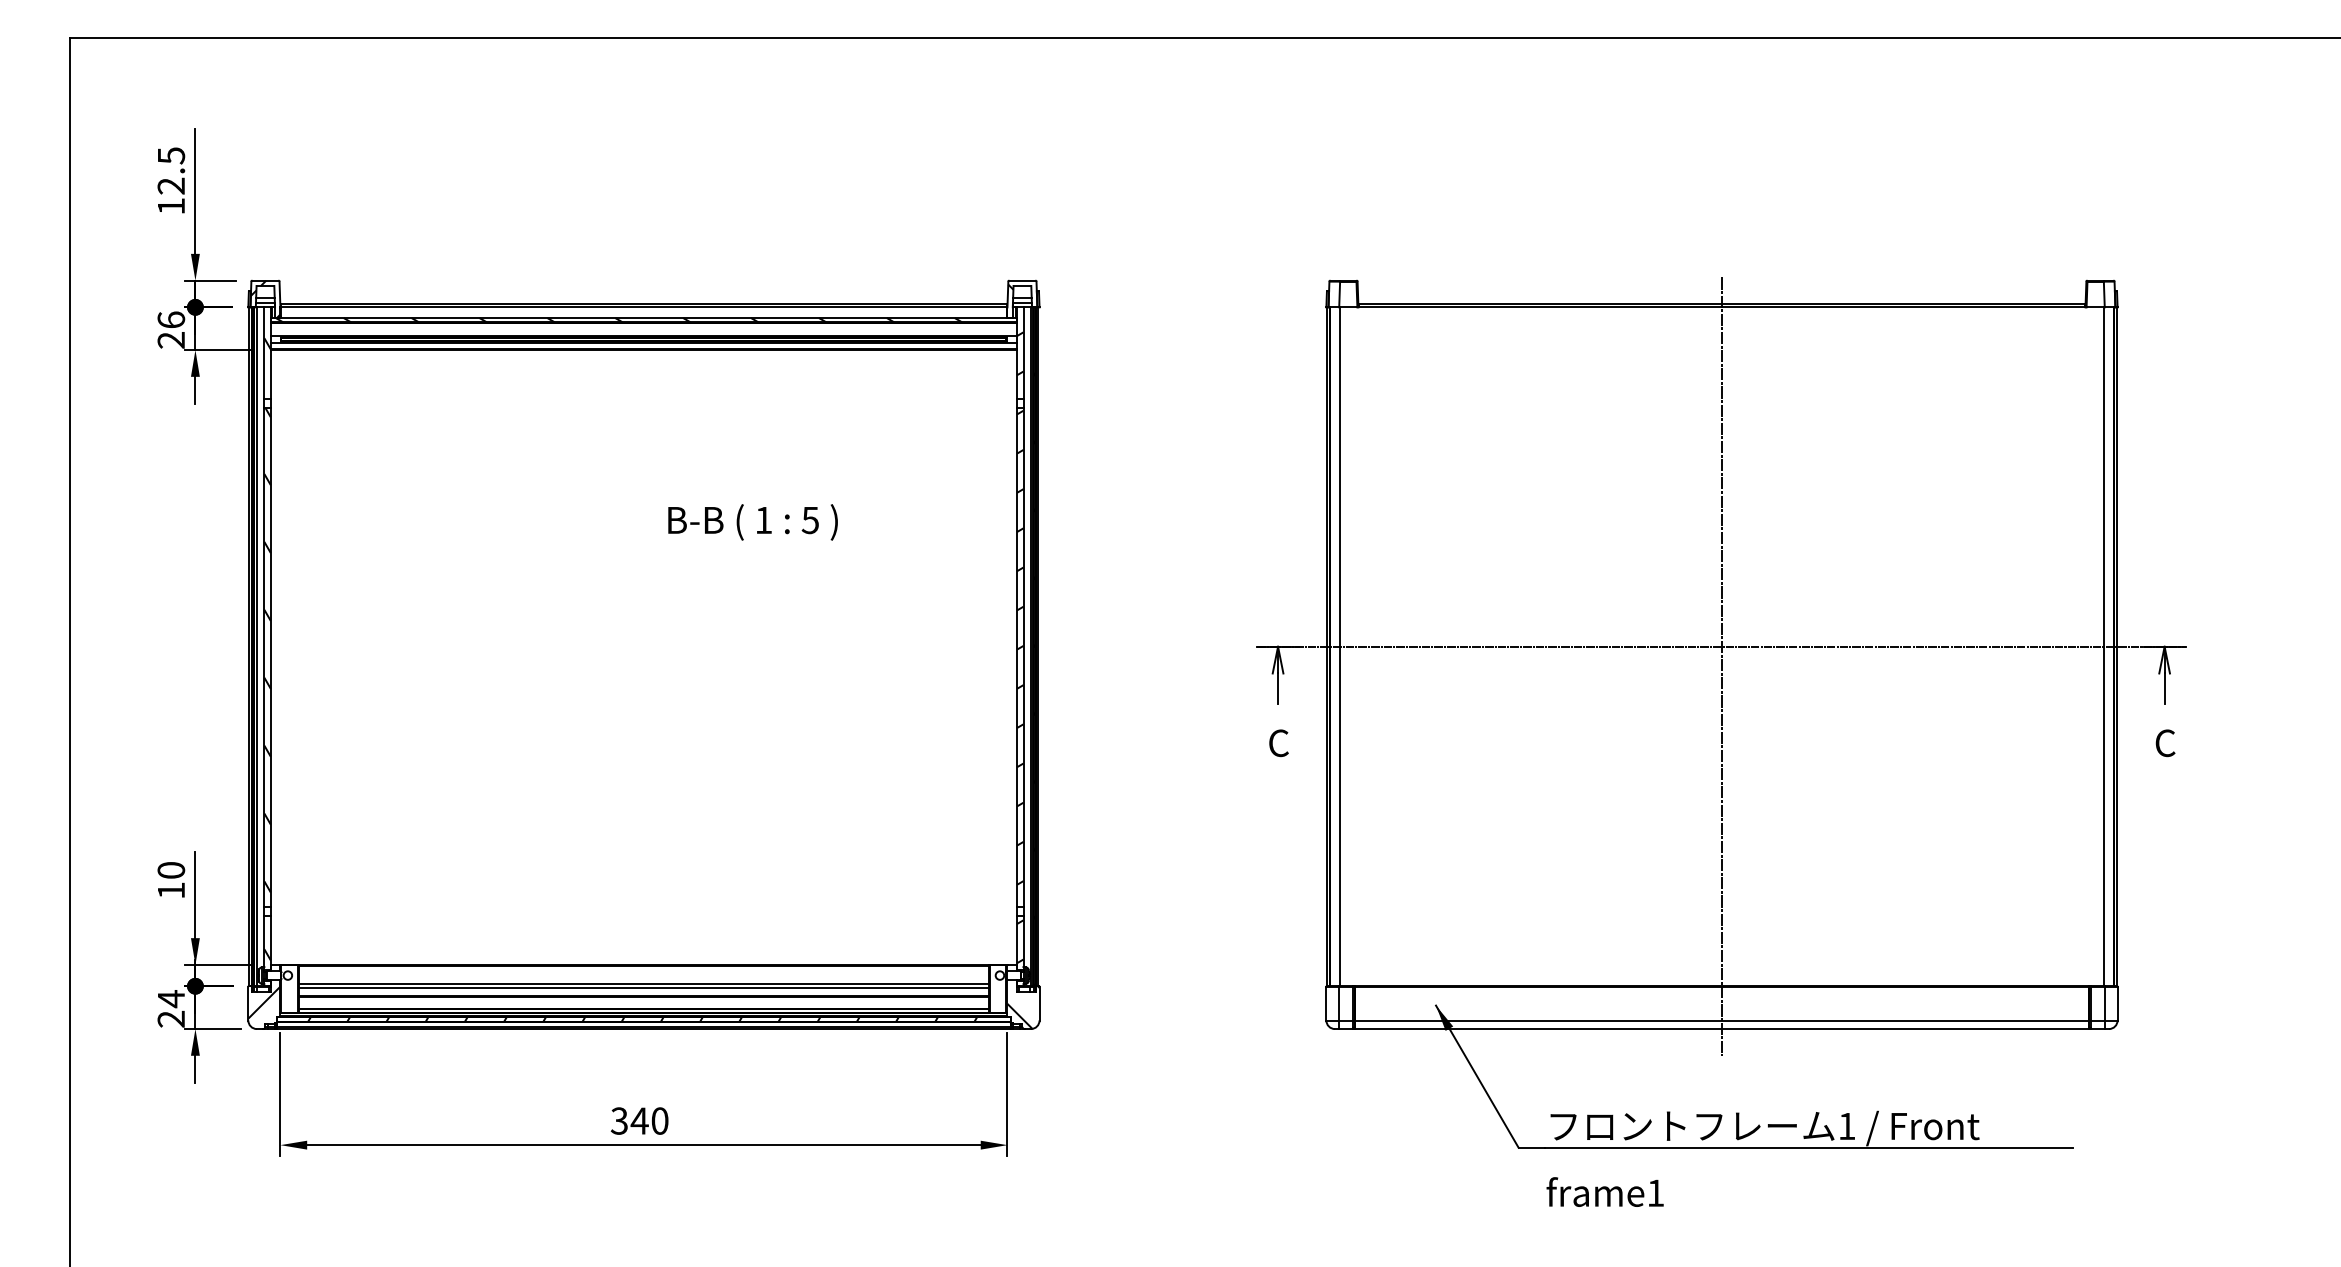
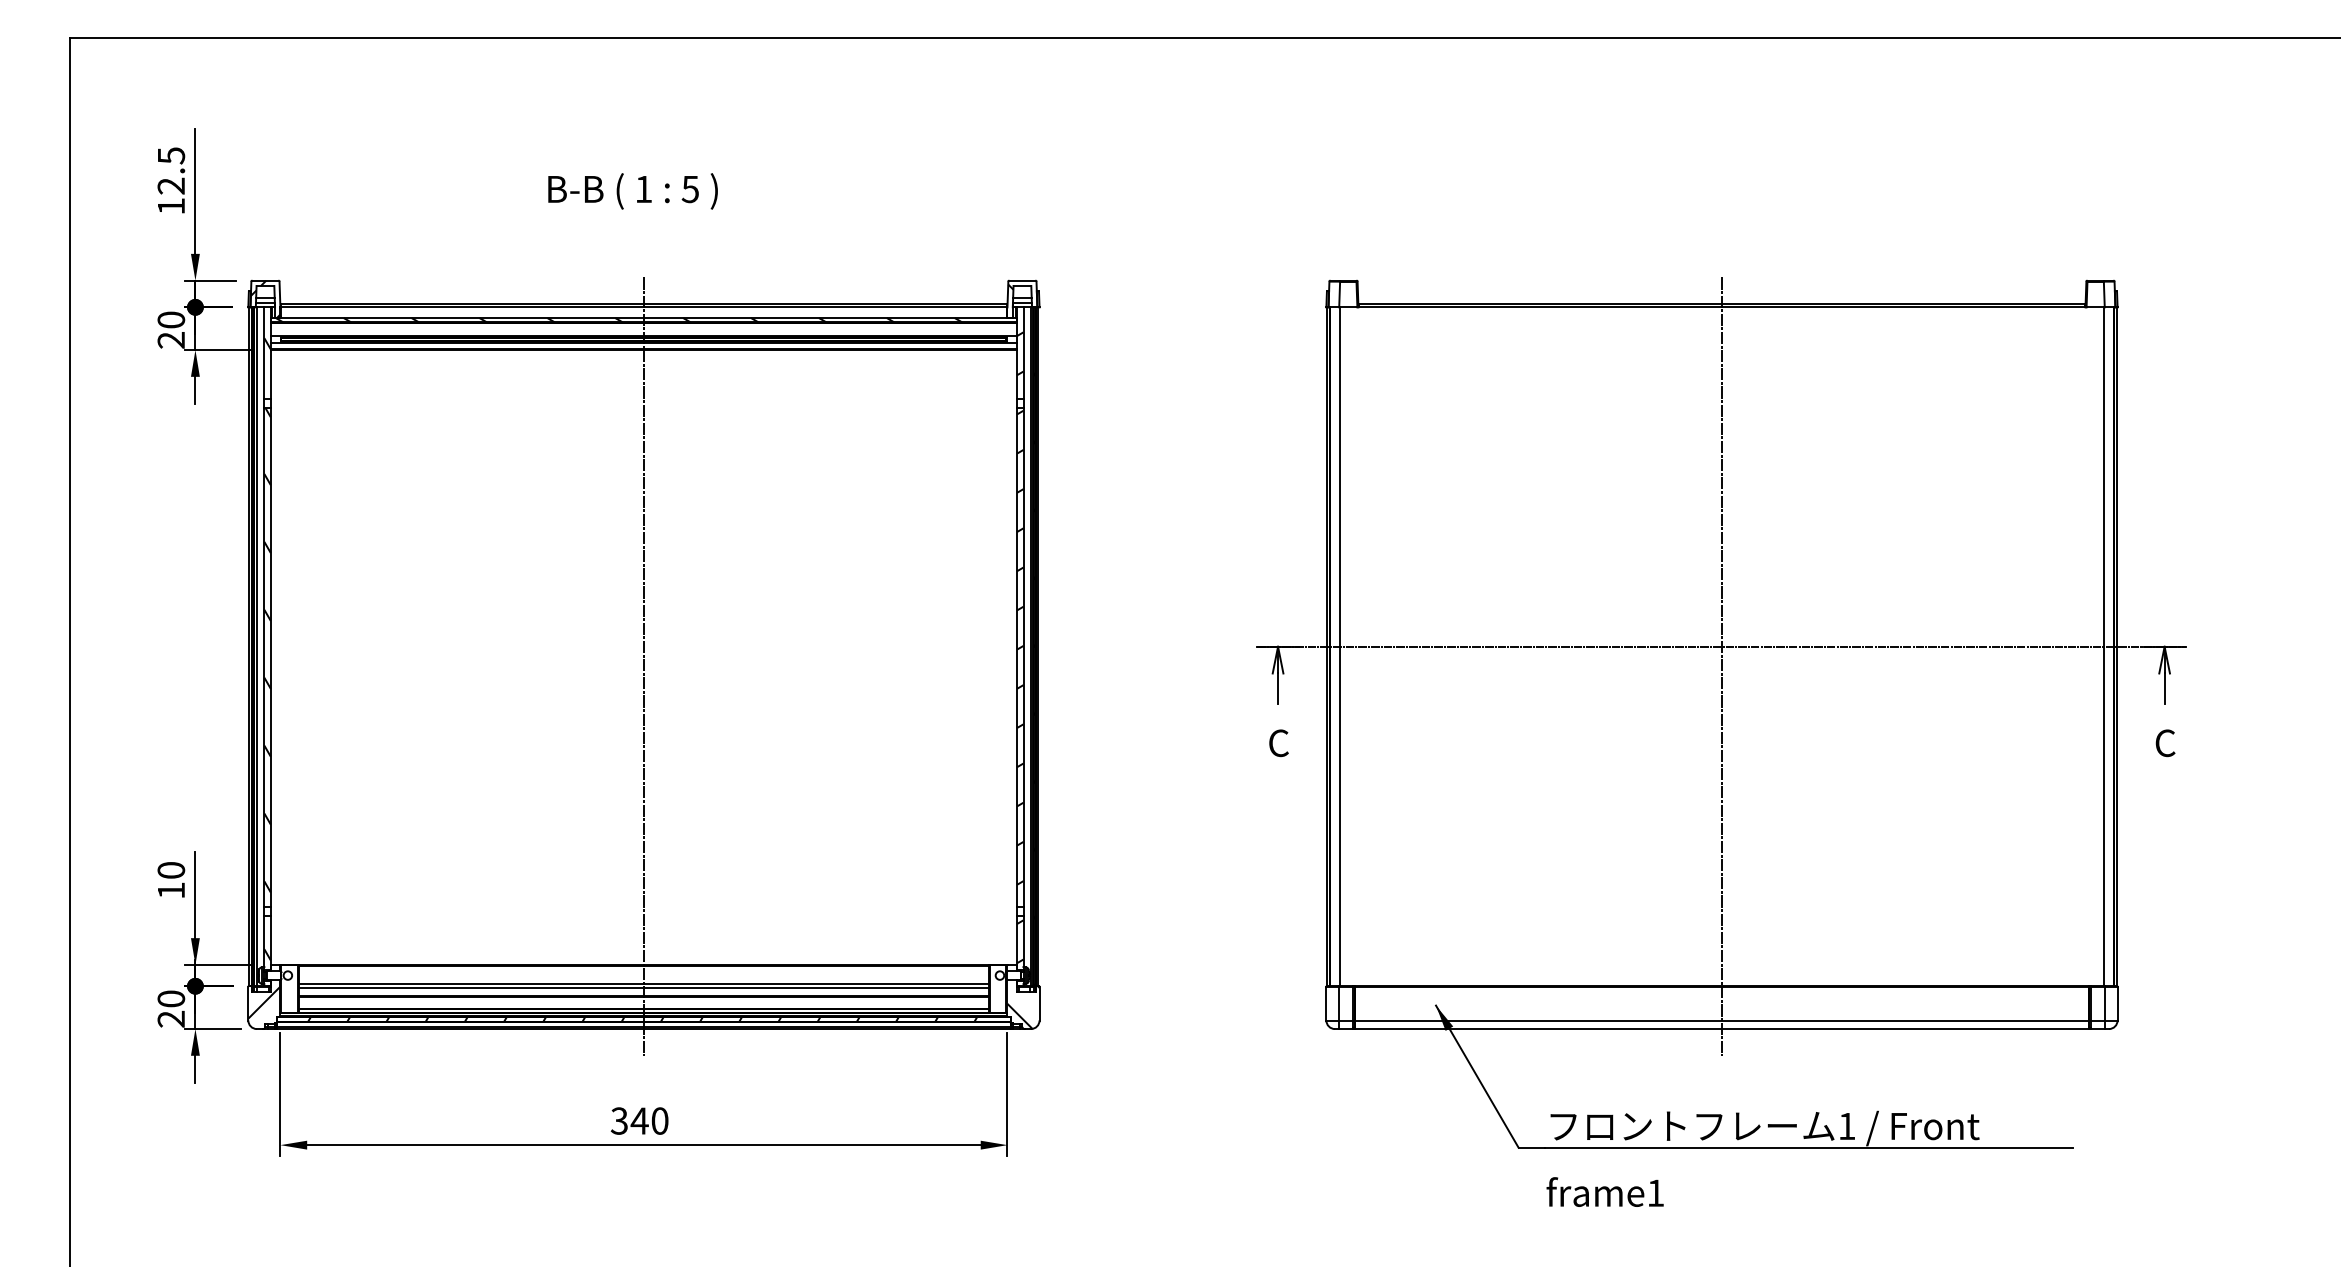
text: 26 -> 20 (171, 319)
text position: (752, 522) -> (632, 191) (632, 191)
line: none -> present (643, 666)
text: 24 -> 20 (171, 999)
